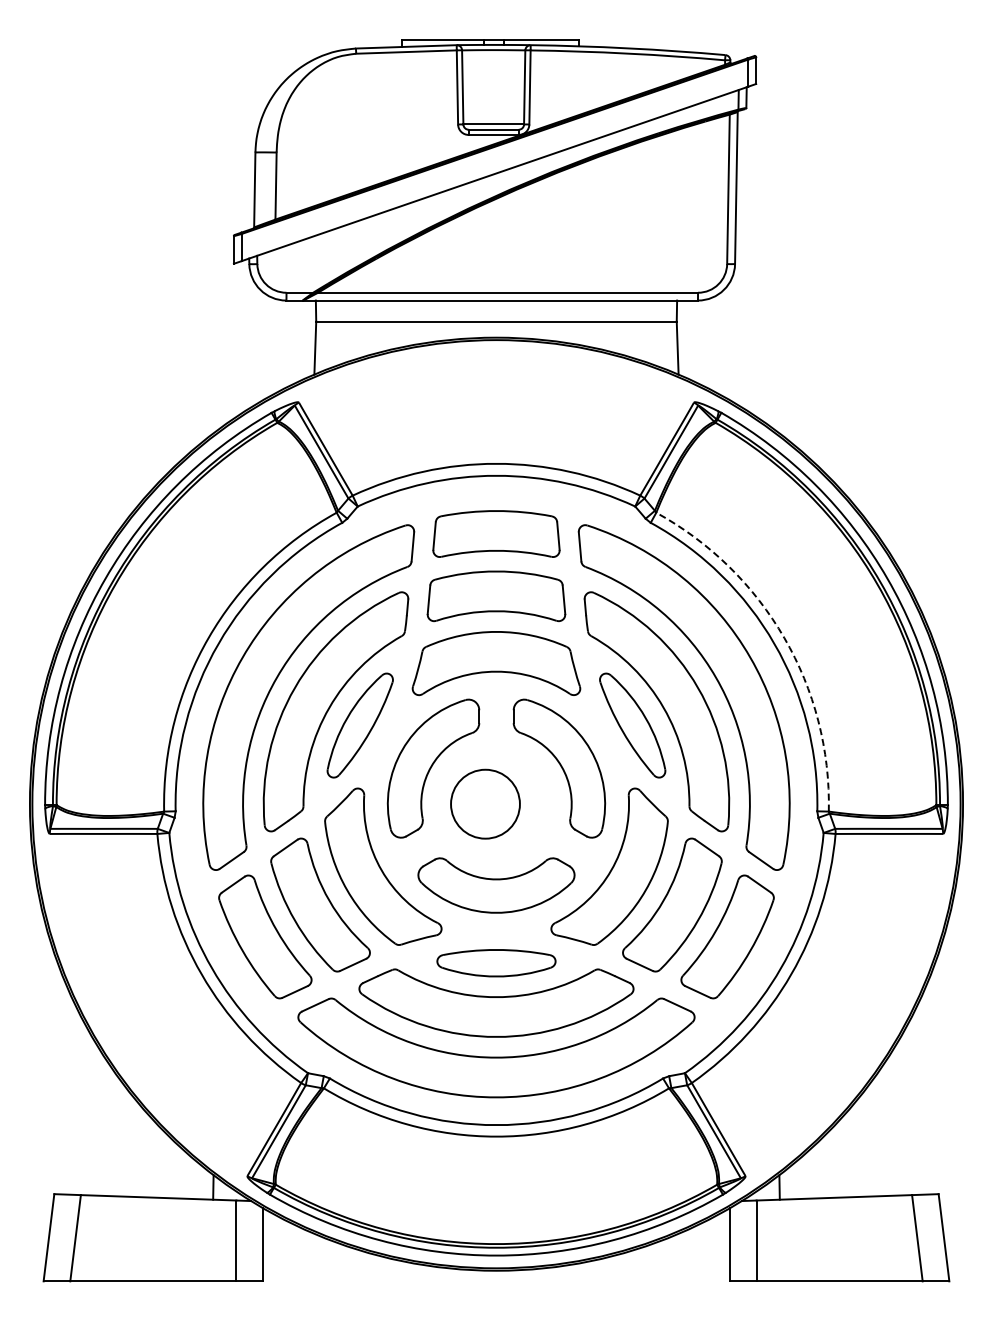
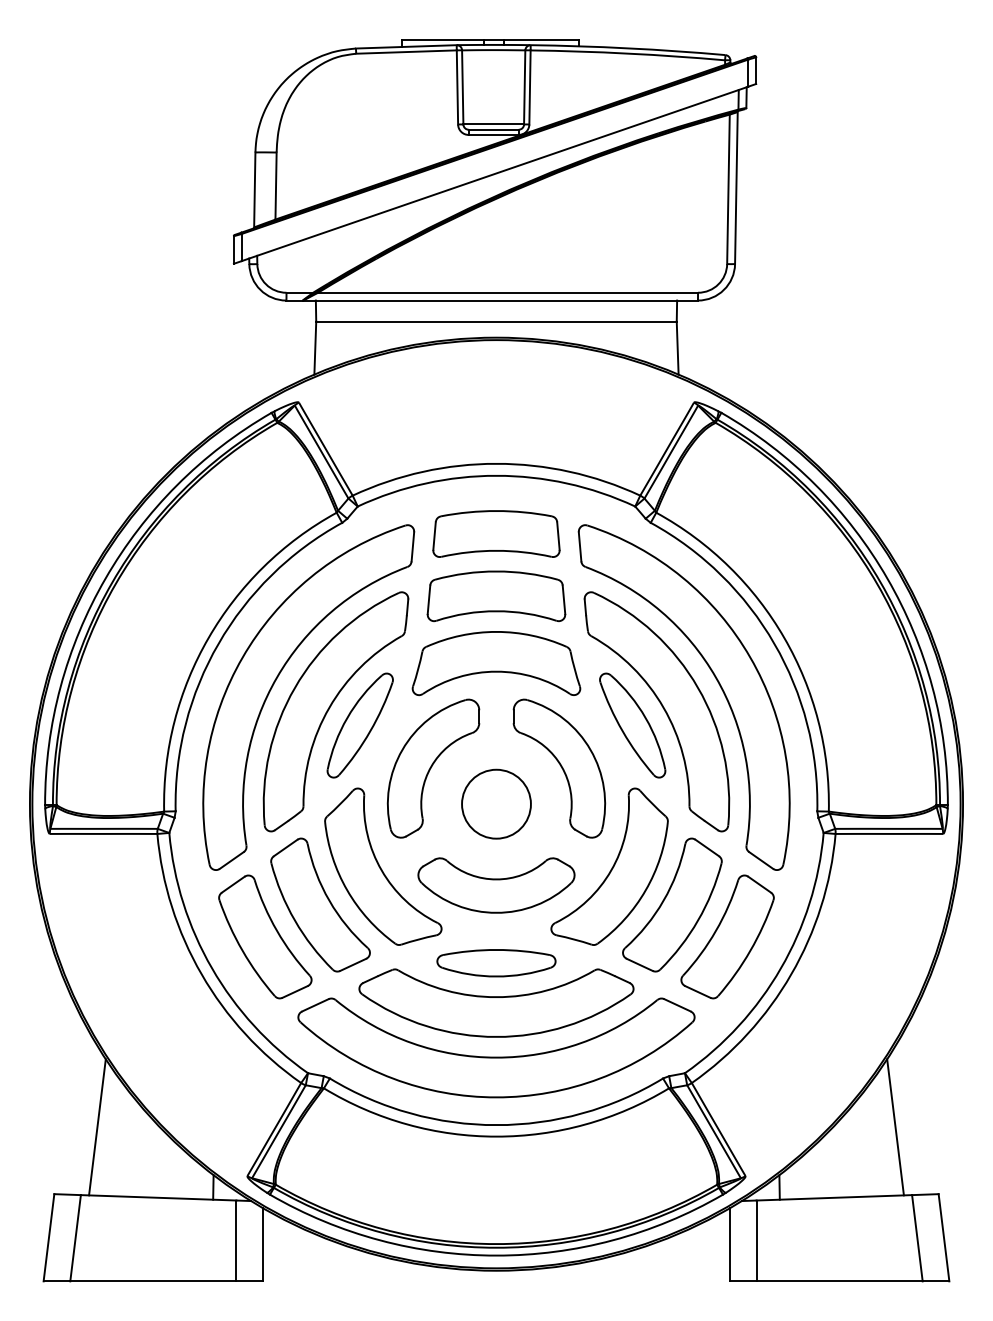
arc: dashed -> solid (784, 638)
circle position: (485, 803) -> (496, 803) (496, 803)
line: none -> present (97, 1127)
line: none -> present (895, 1127)
